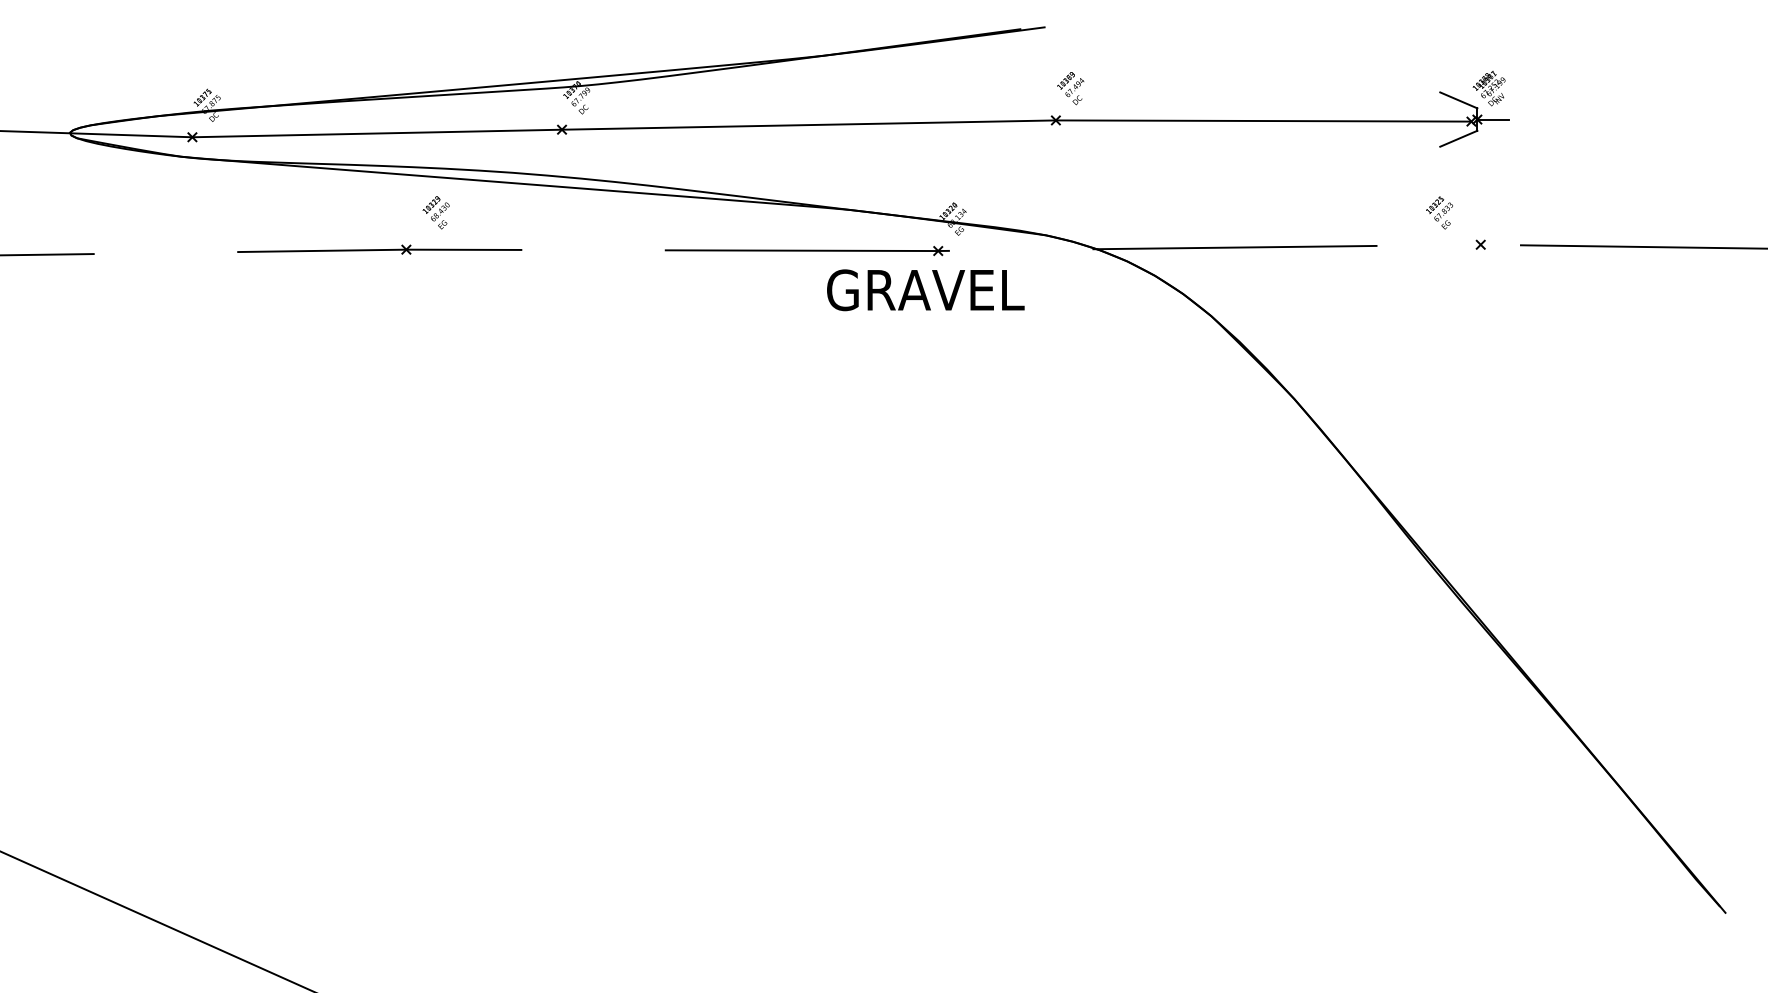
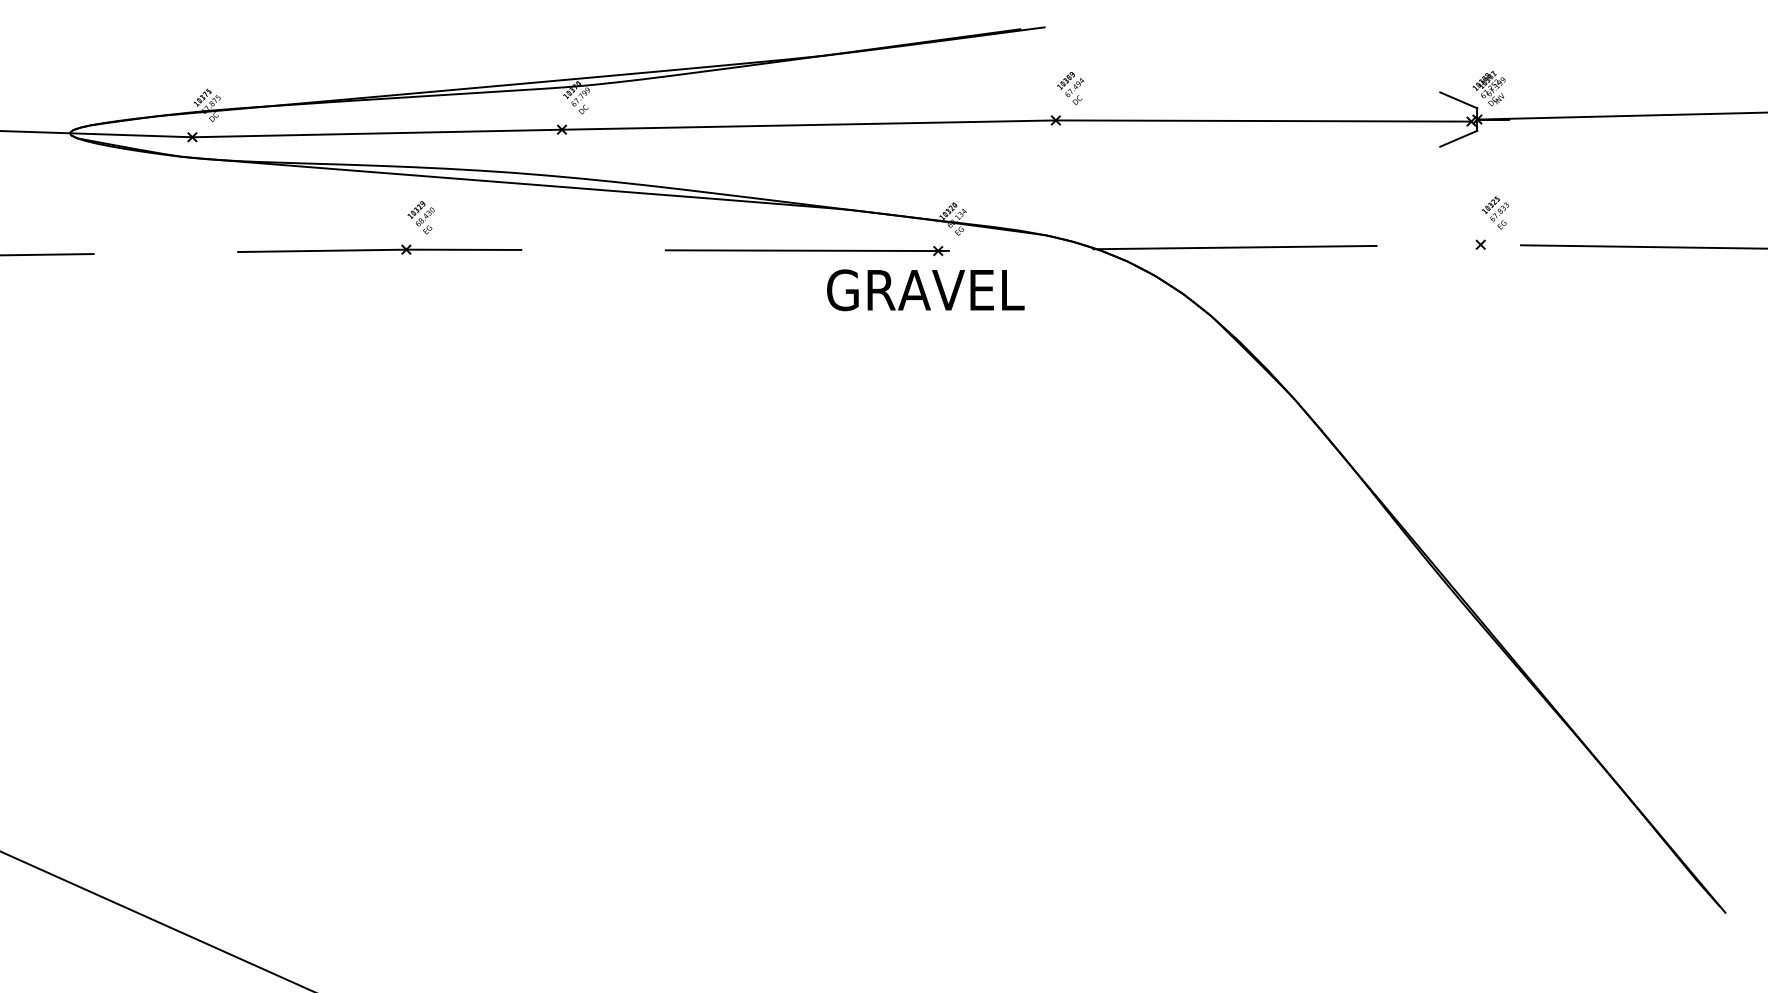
line: none -> present (1620, 115)
text position: (435, 212) -> (420, 217) (420, 217)
text position: (1439, 212) -> (1495, 212) (1495, 212)
